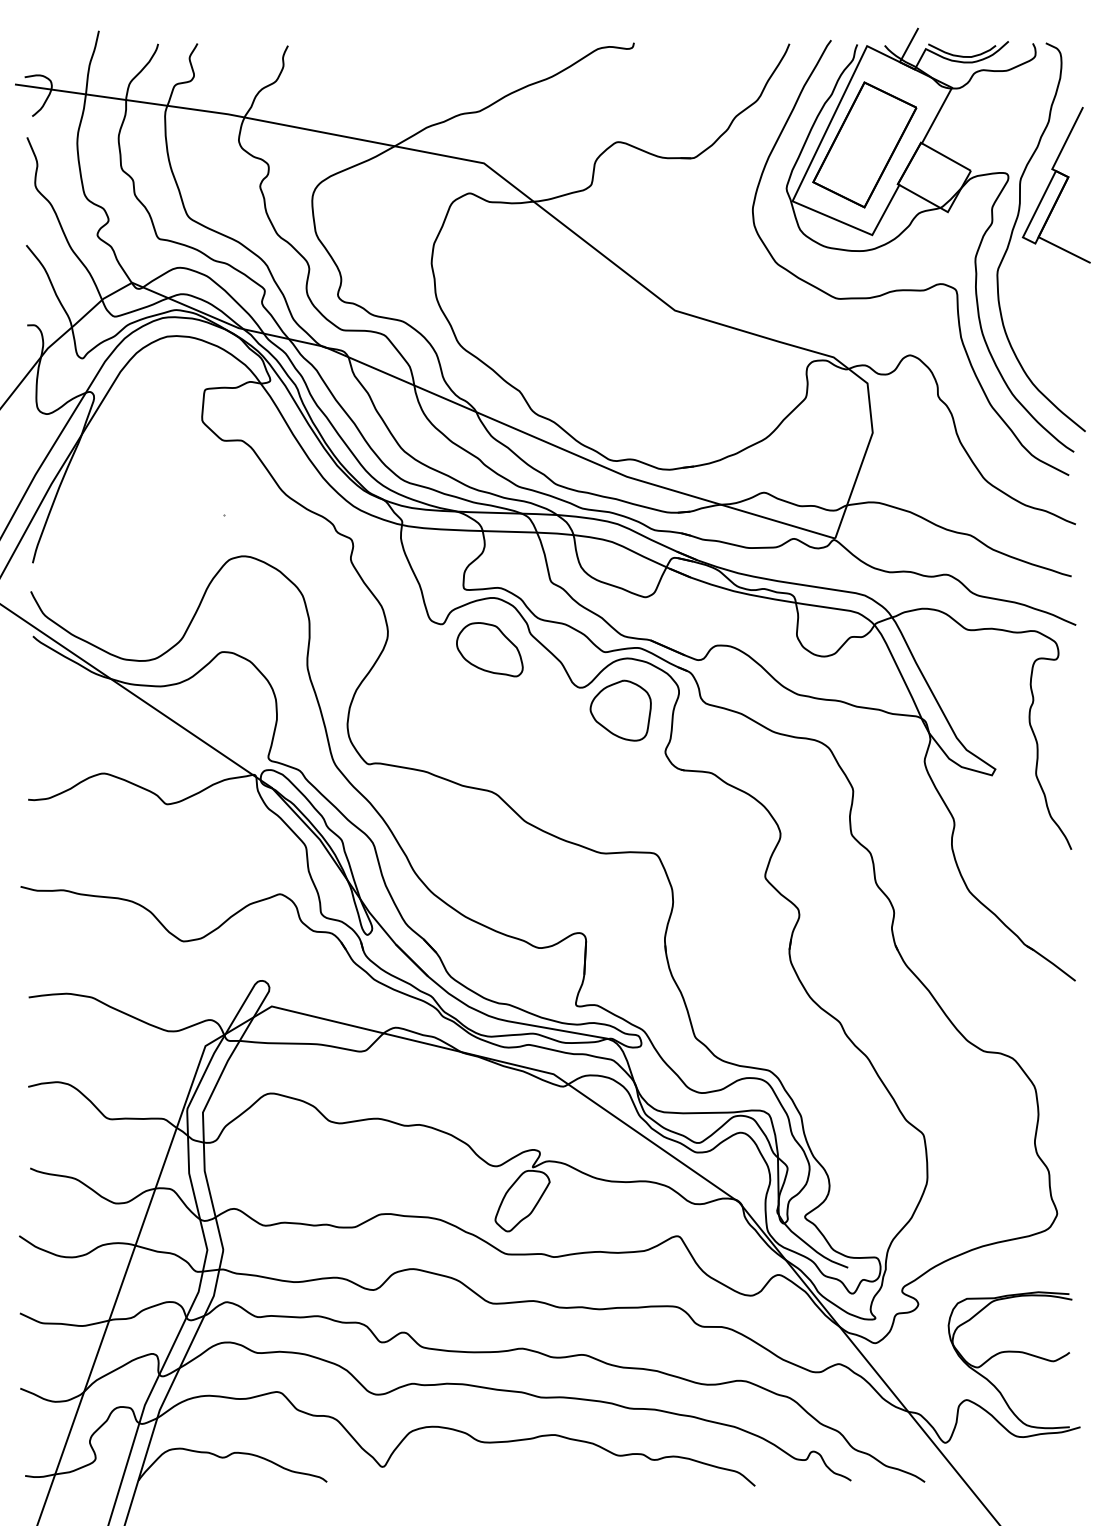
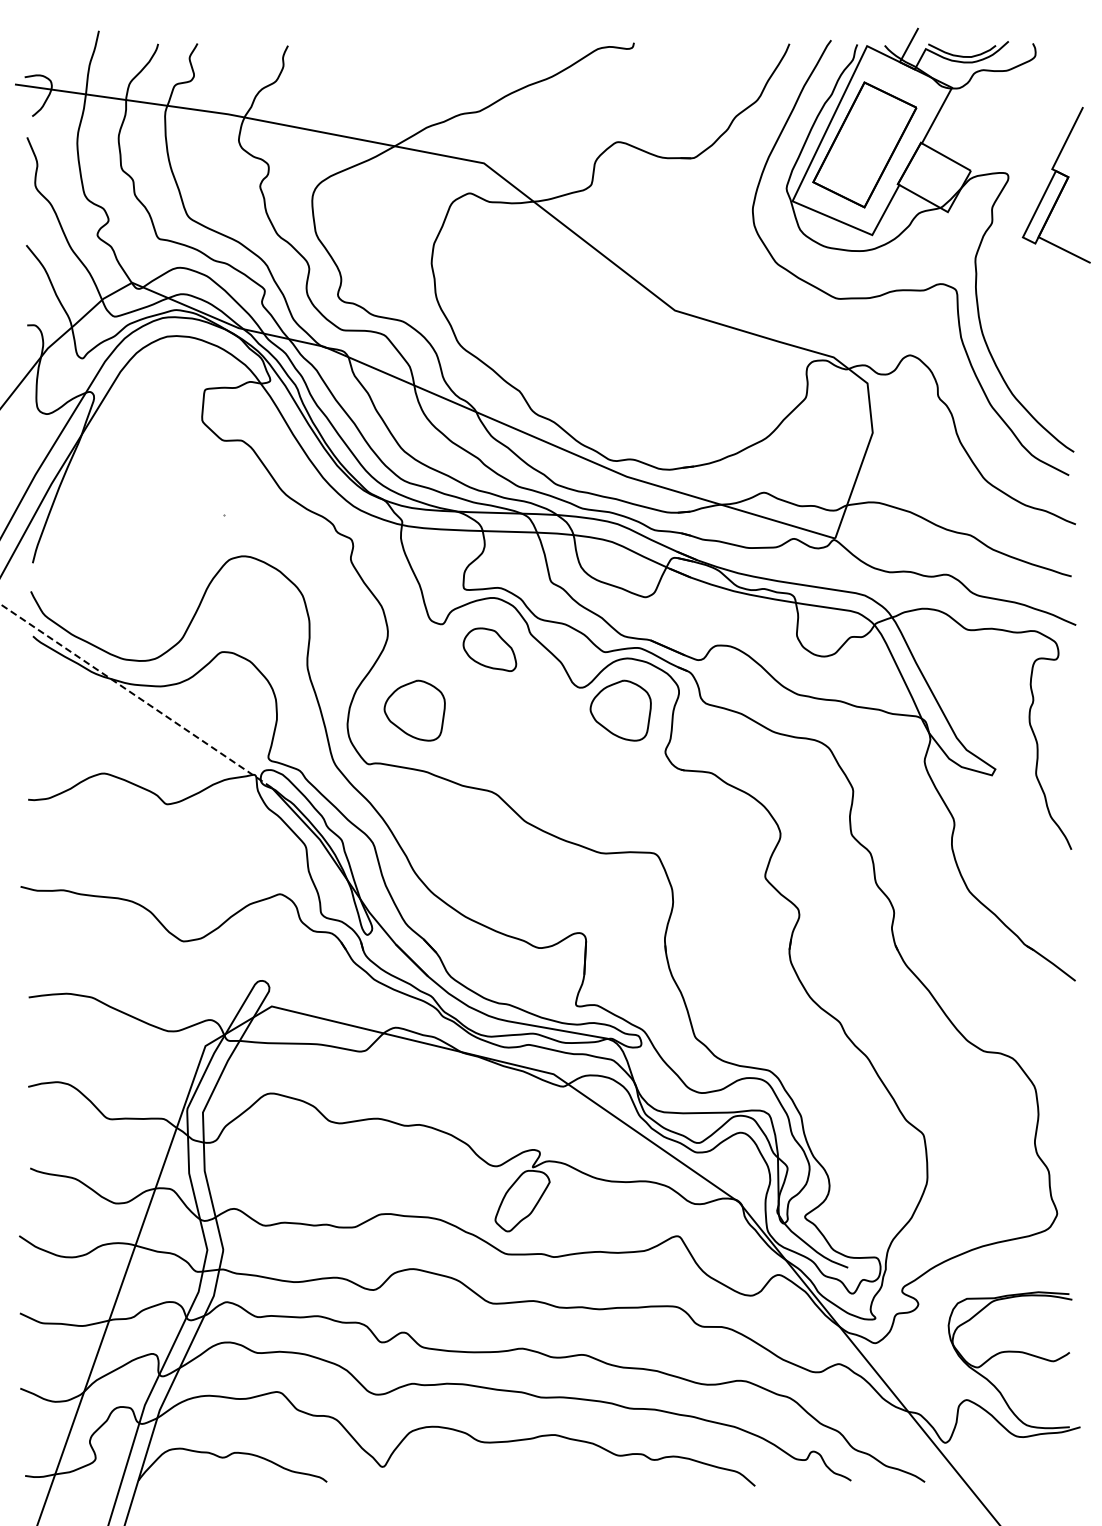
curve: present -> none (1014, 228)
part size: 68x56 px -> 56x45 px (489, 649)
line: solid -> dashed (136, 695)
part: none -> present (414, 710)
